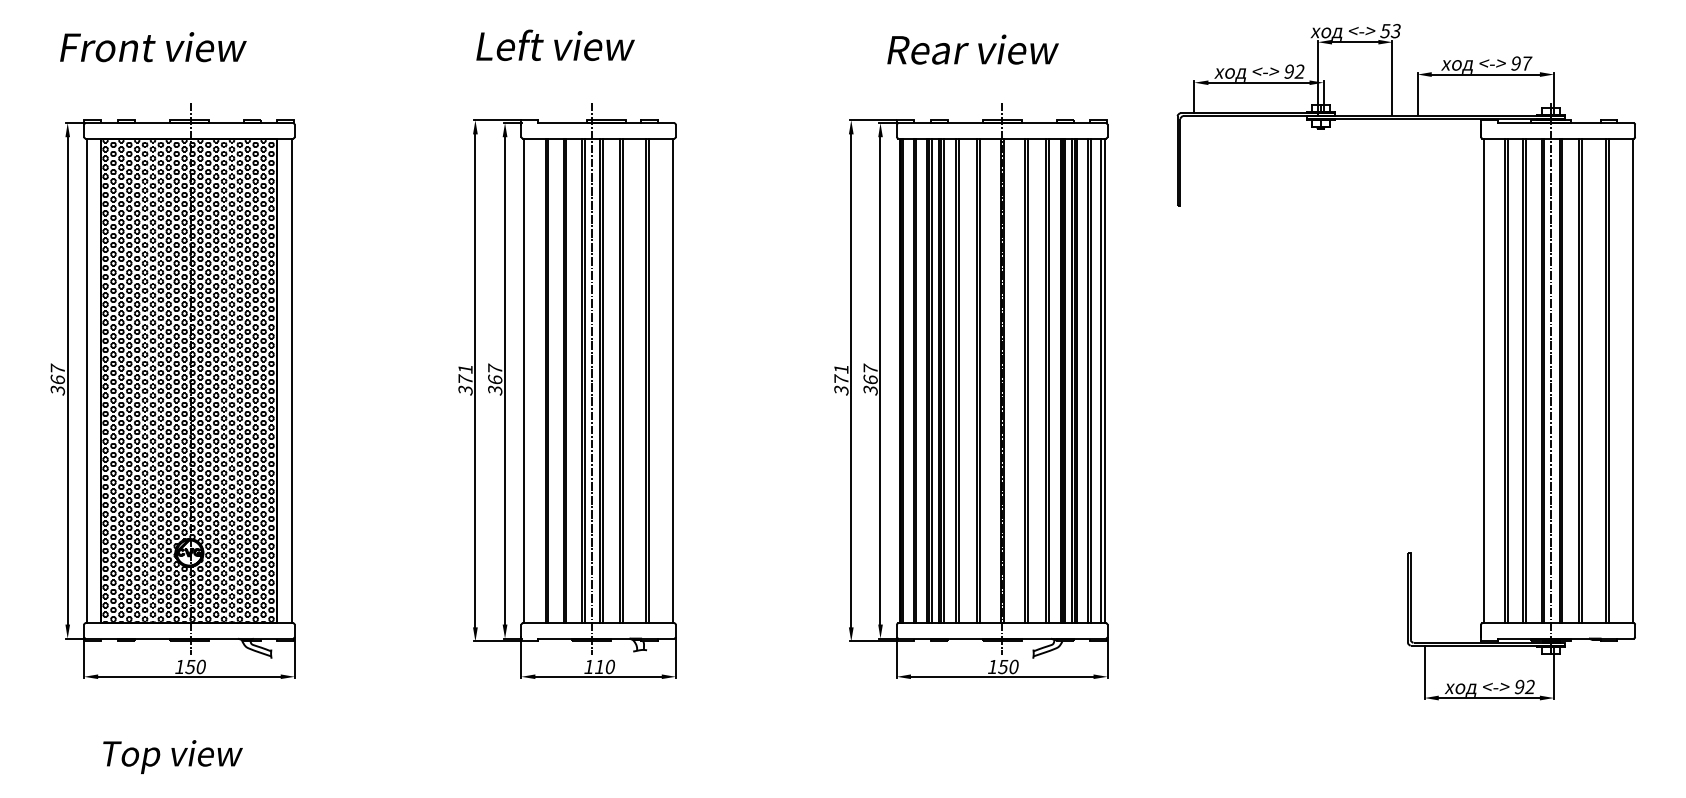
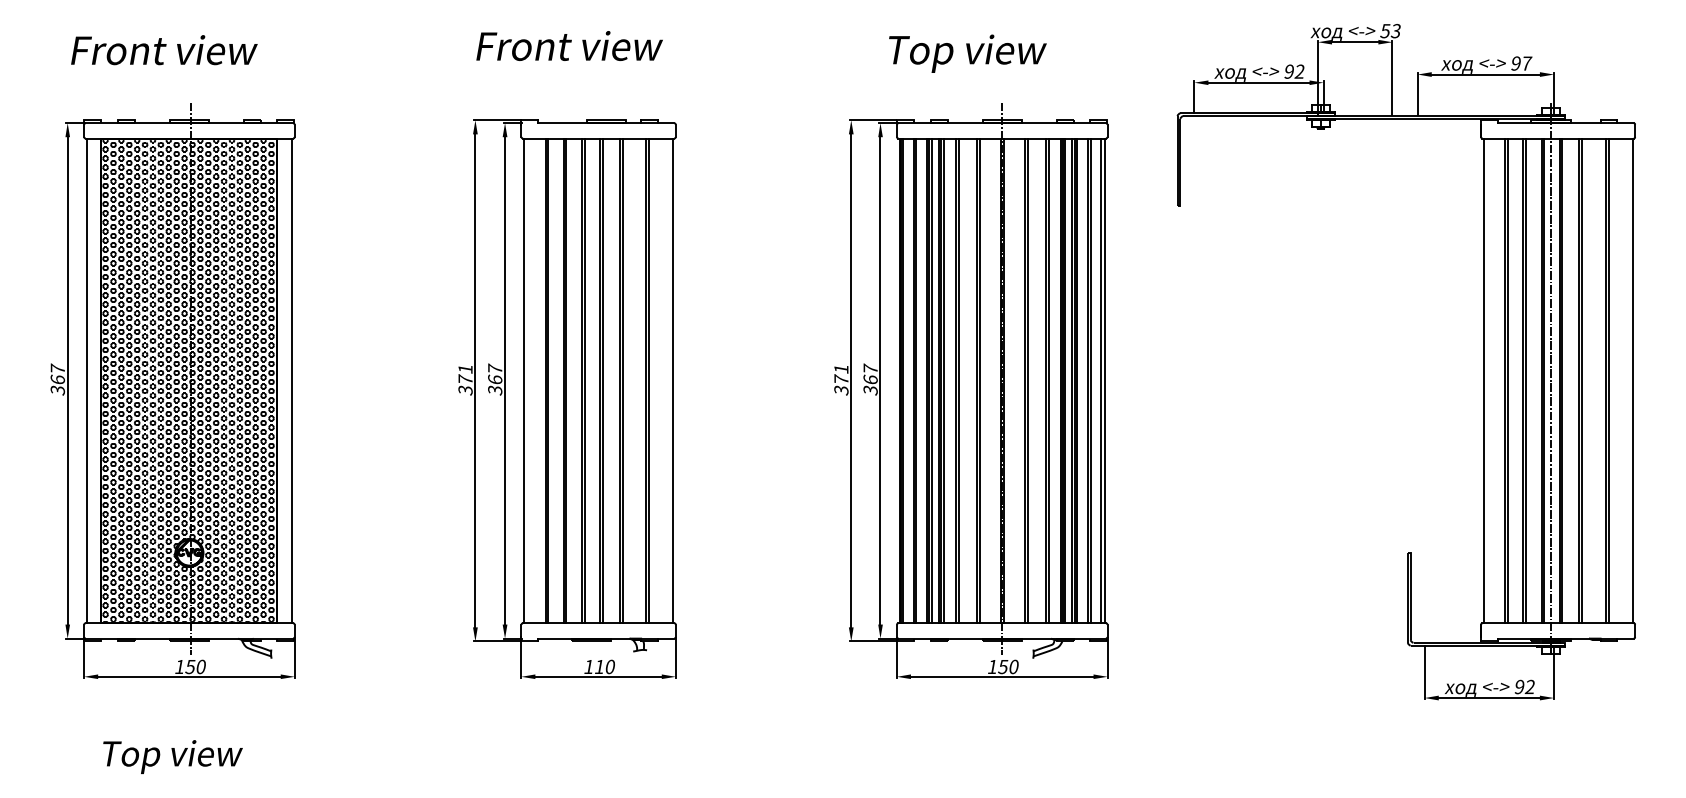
text: Left view -> Front view (571, 45)
text position: (153, 47) -> (164, 50) (164, 50)
text: Rear view -> Top view (972, 53)
line: present -> none (591, 378)
